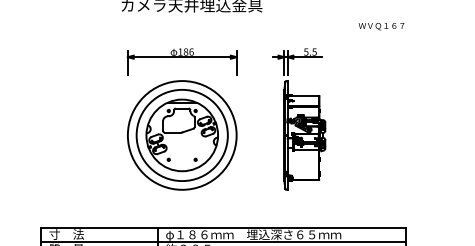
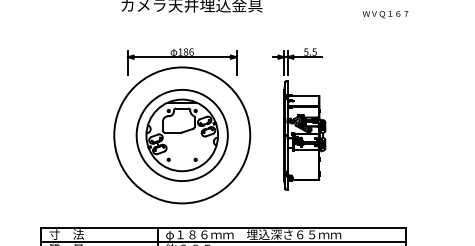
text position: (381, 26) -> (385, 14) (385, 14)
circle diameter: 109 px -> 136 px (182, 135)
